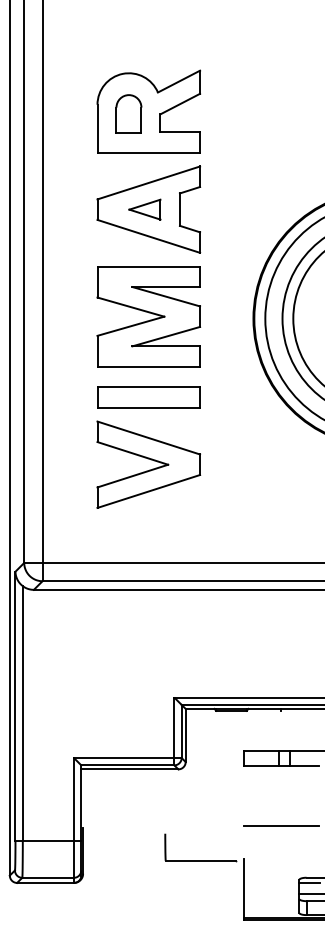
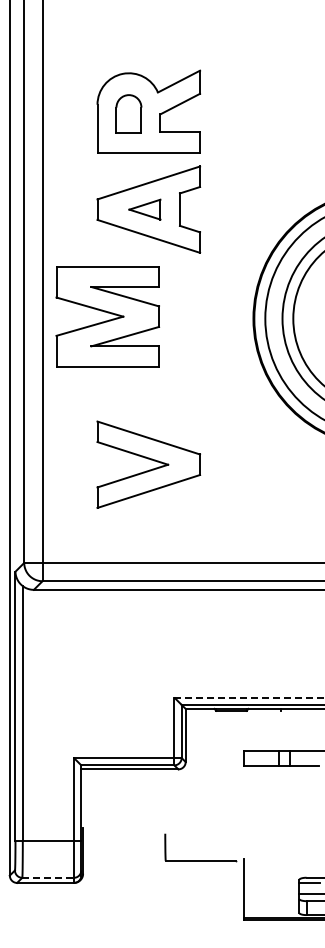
part position: (148, 316) -> (107, 316) (107, 316)
part: present -> none (148, 397)
line: solid -> dashed (249, 697)
line: present -> none (281, 826)
line: solid -> dashed (48, 877)
